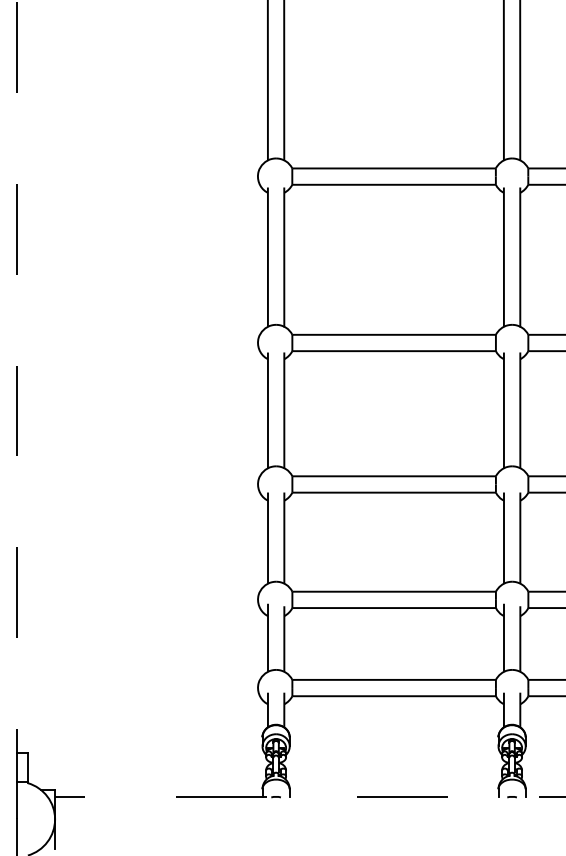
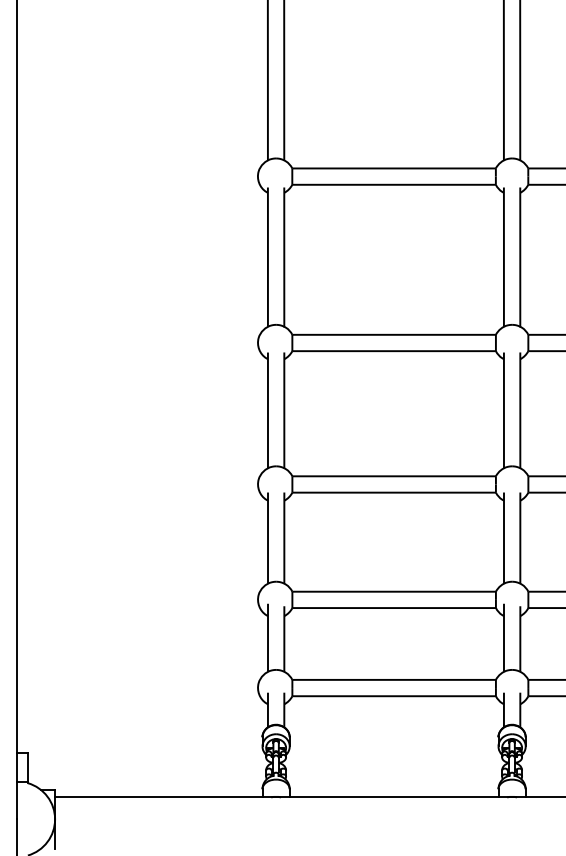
line: dashed -> solid (16, 409)
line: dashed -> solid (309, 797)
